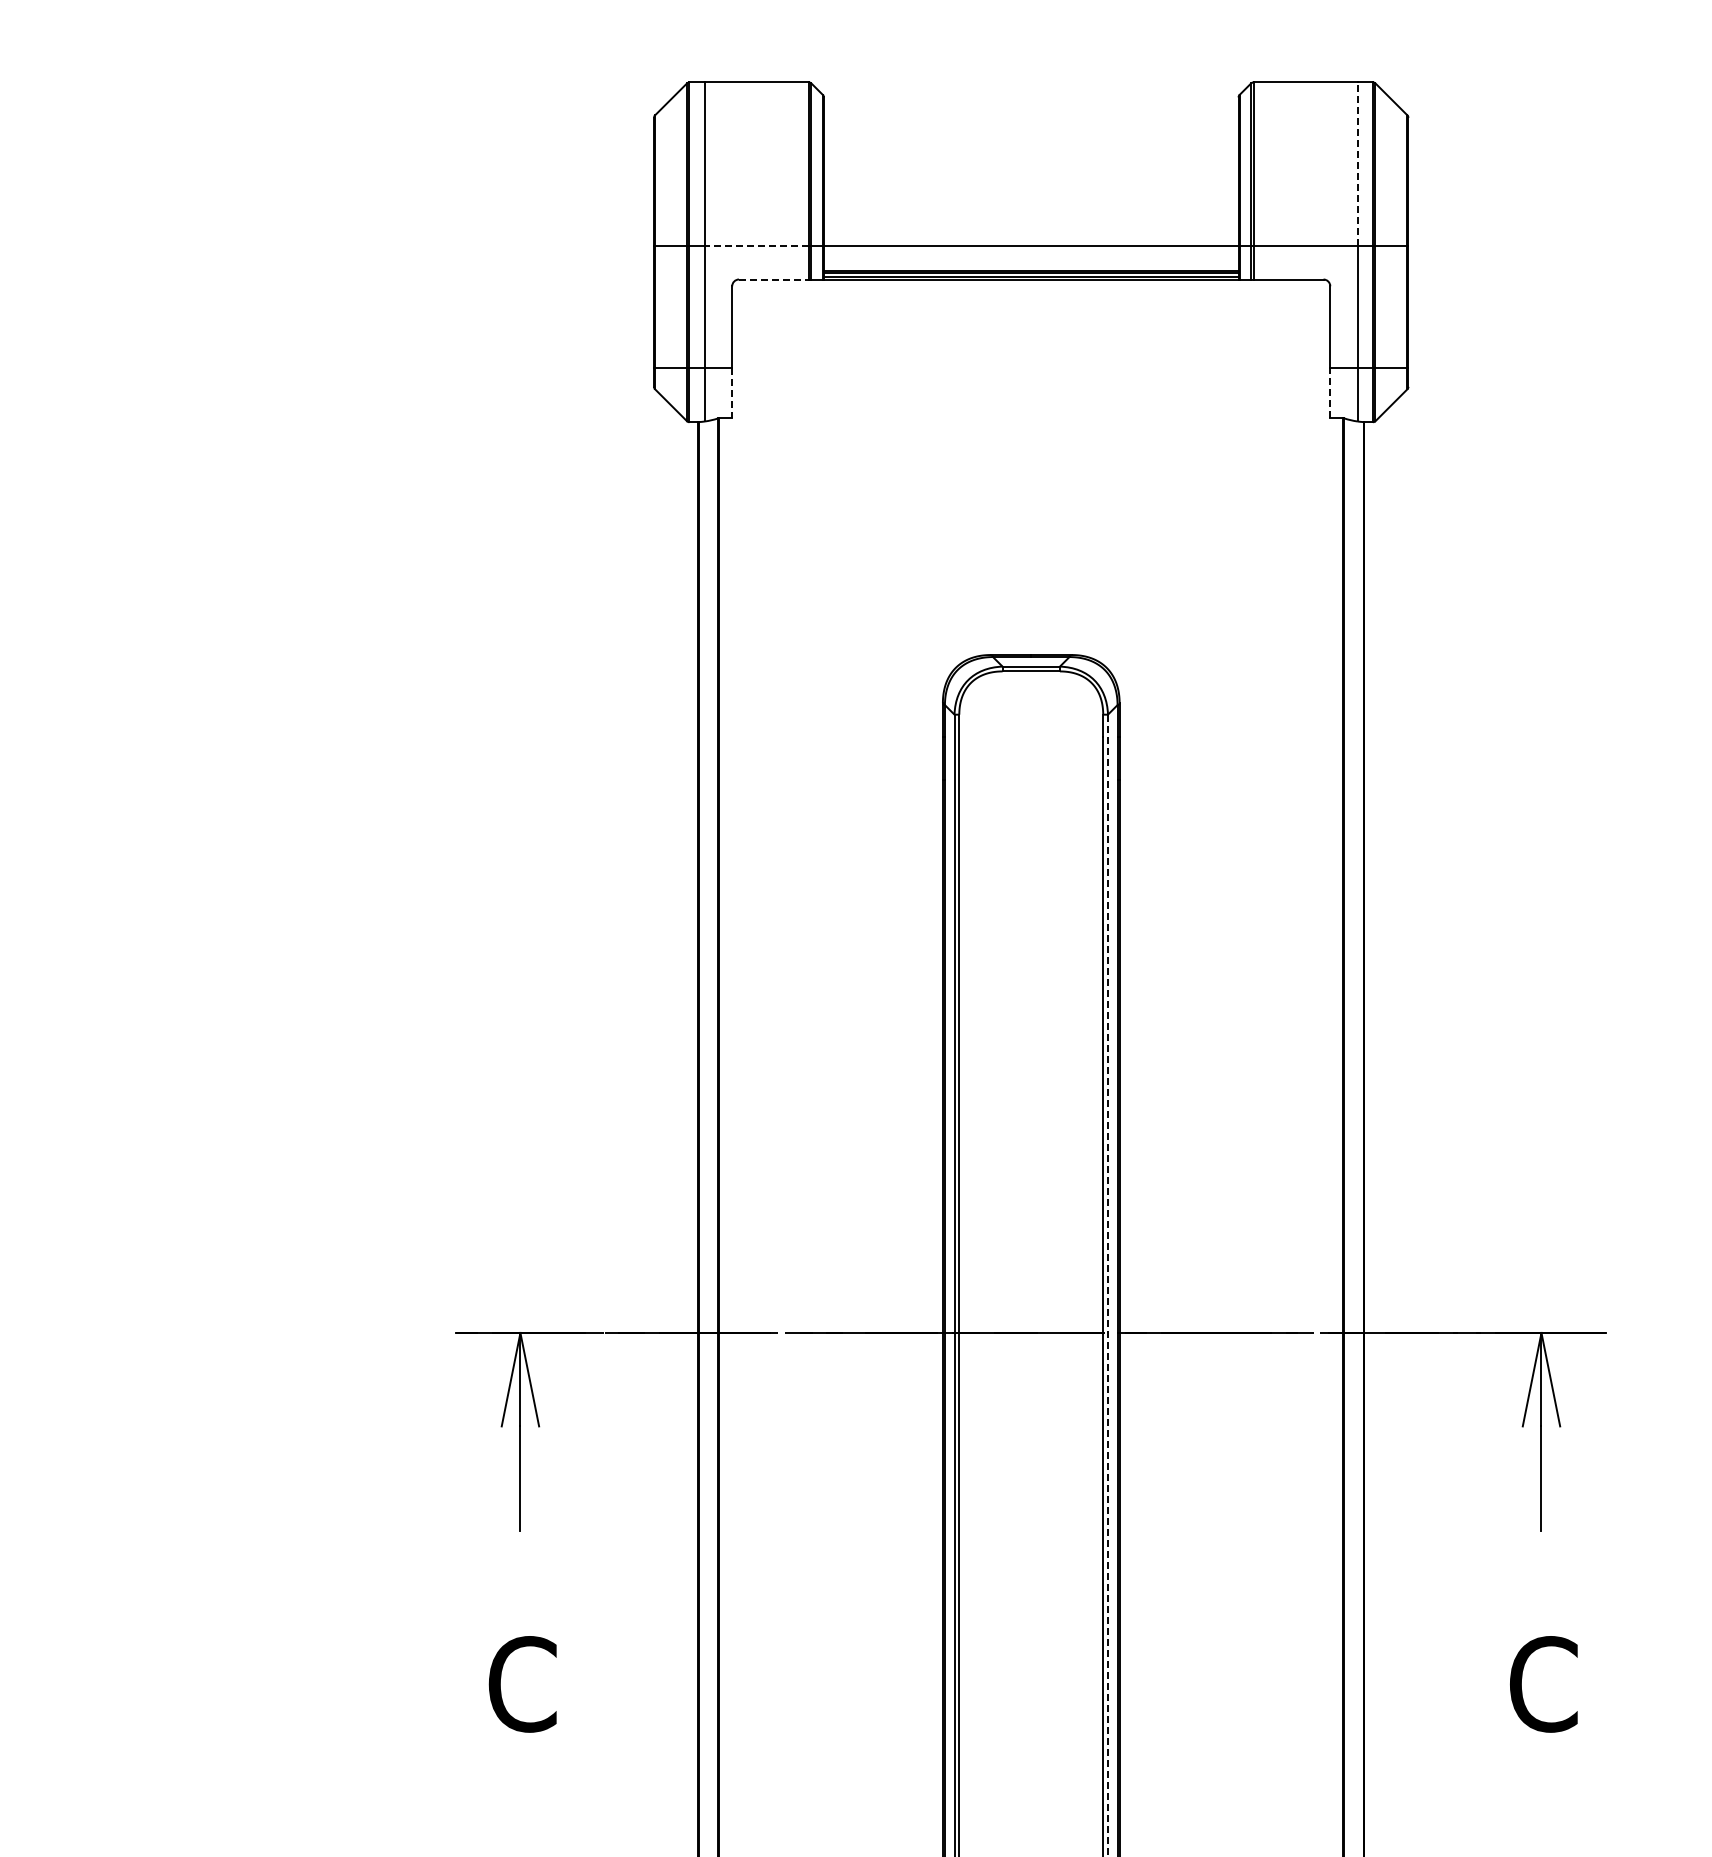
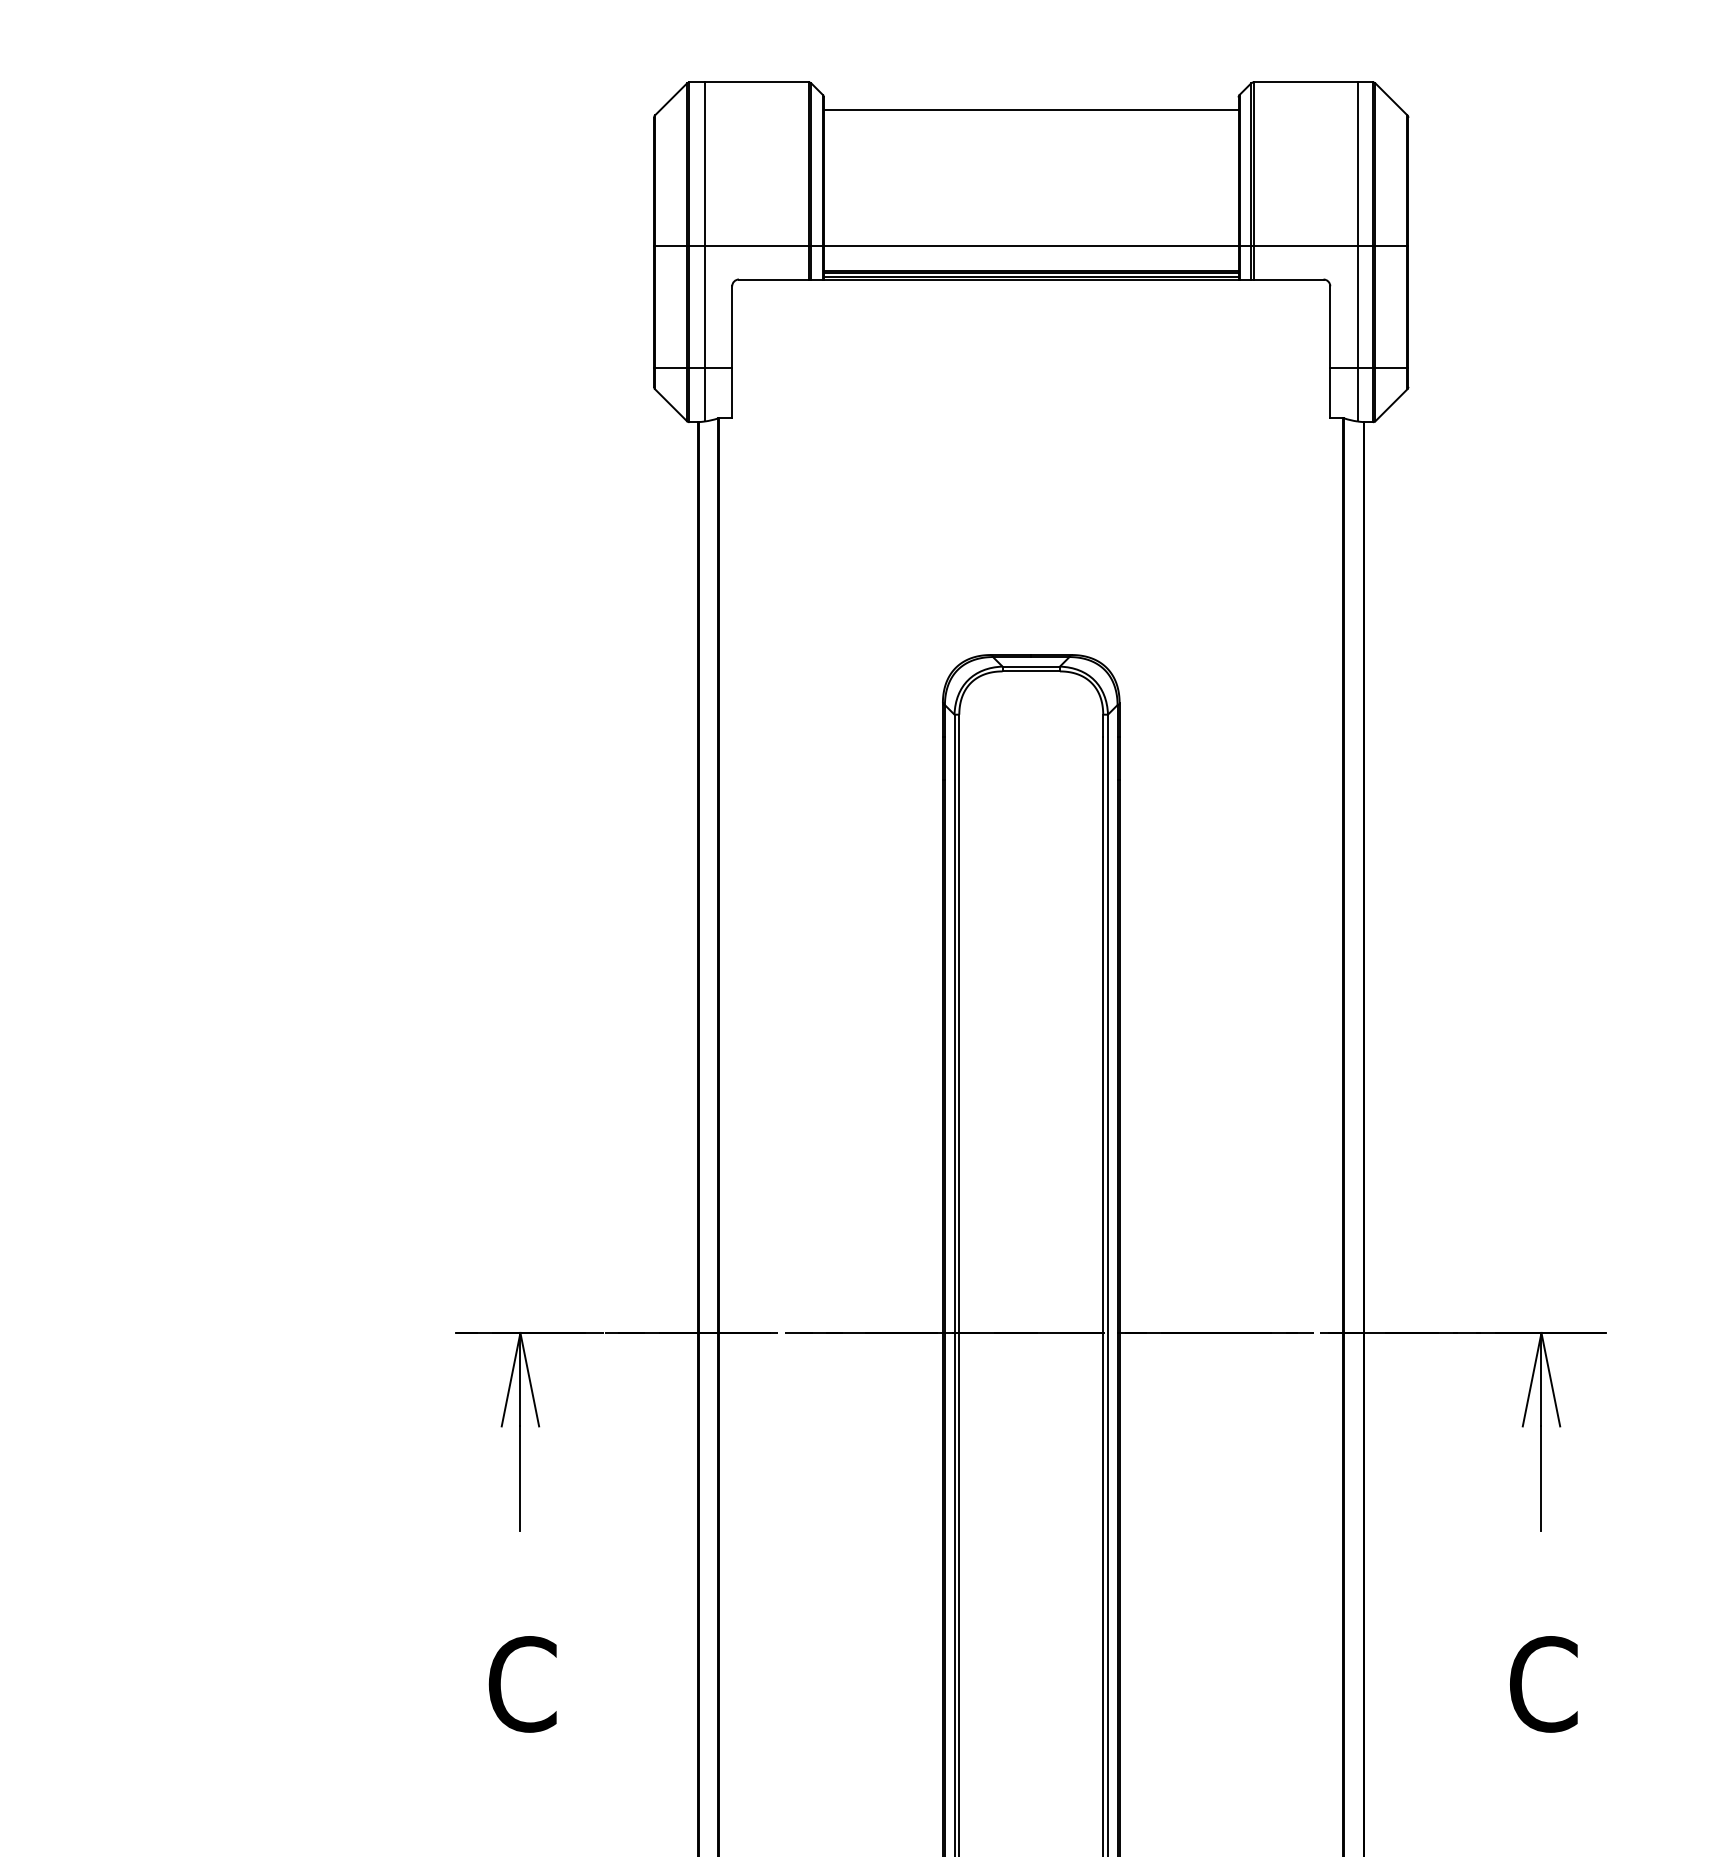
line: none -> present (1030, 109)
line: dashed -> solid (1357, 163)
line: dashed -> solid (757, 245)
line: dashed -> solid (773, 279)
line: dashed -> solid (1330, 392)
line: dashed -> solid (732, 393)
line: dashed -> solid (1108, 1285)
